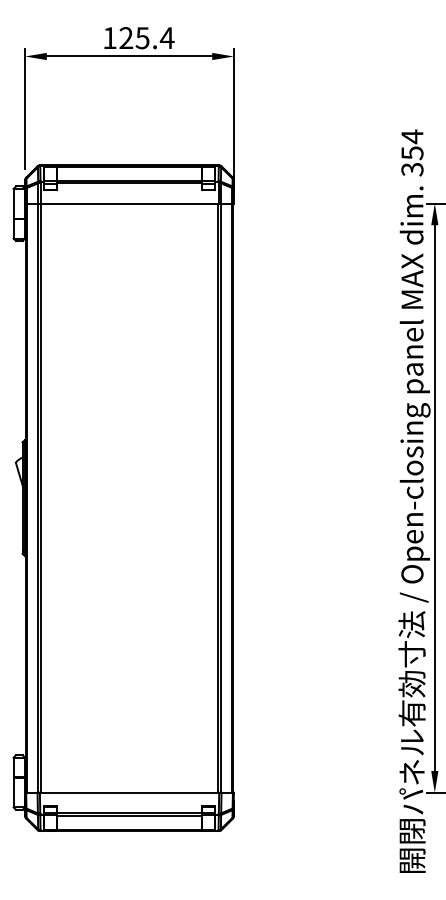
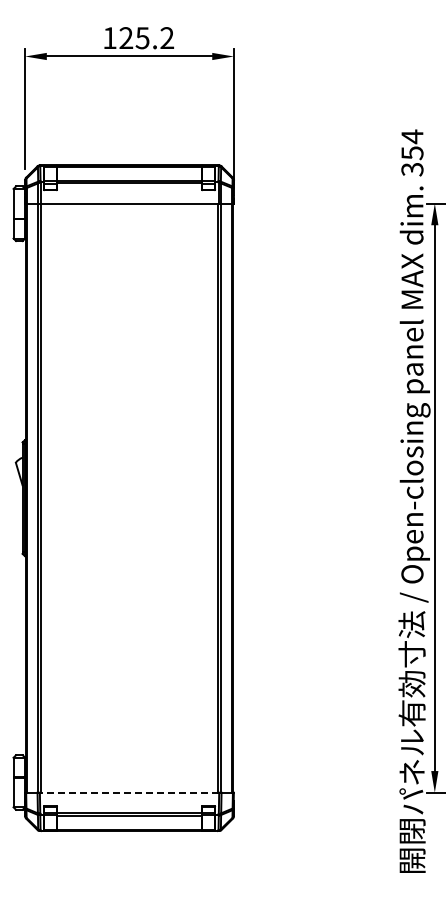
text: 125.4 -> 125.2 (166, 37)
line: solid -> dashed (129, 792)
